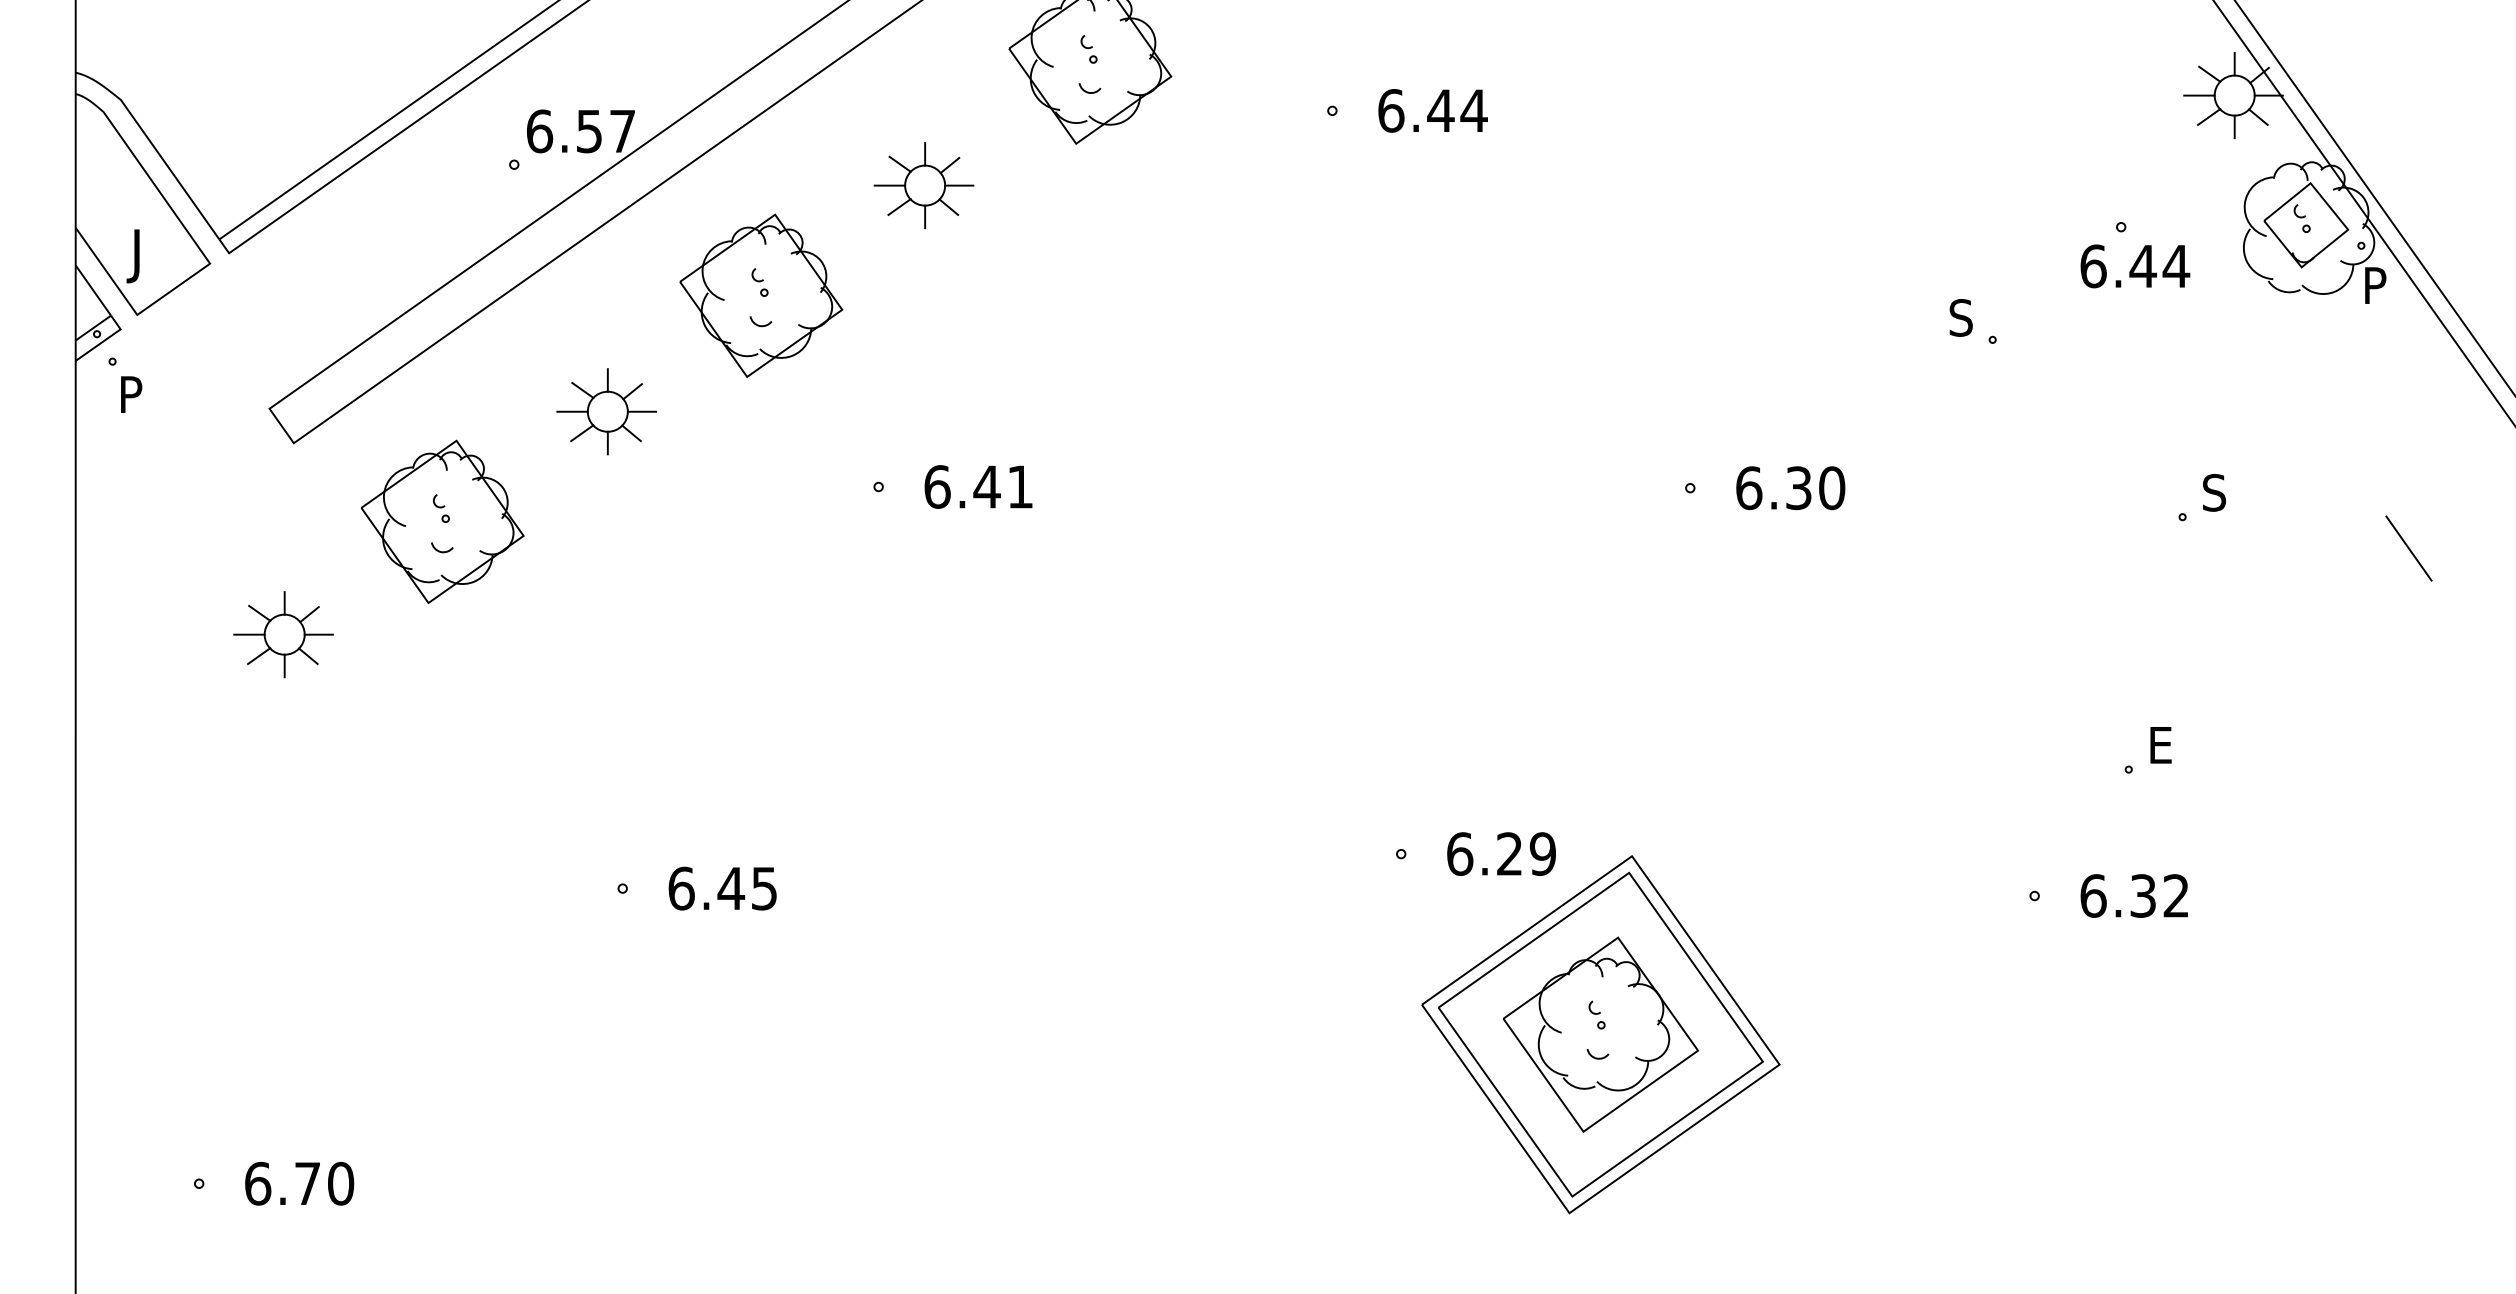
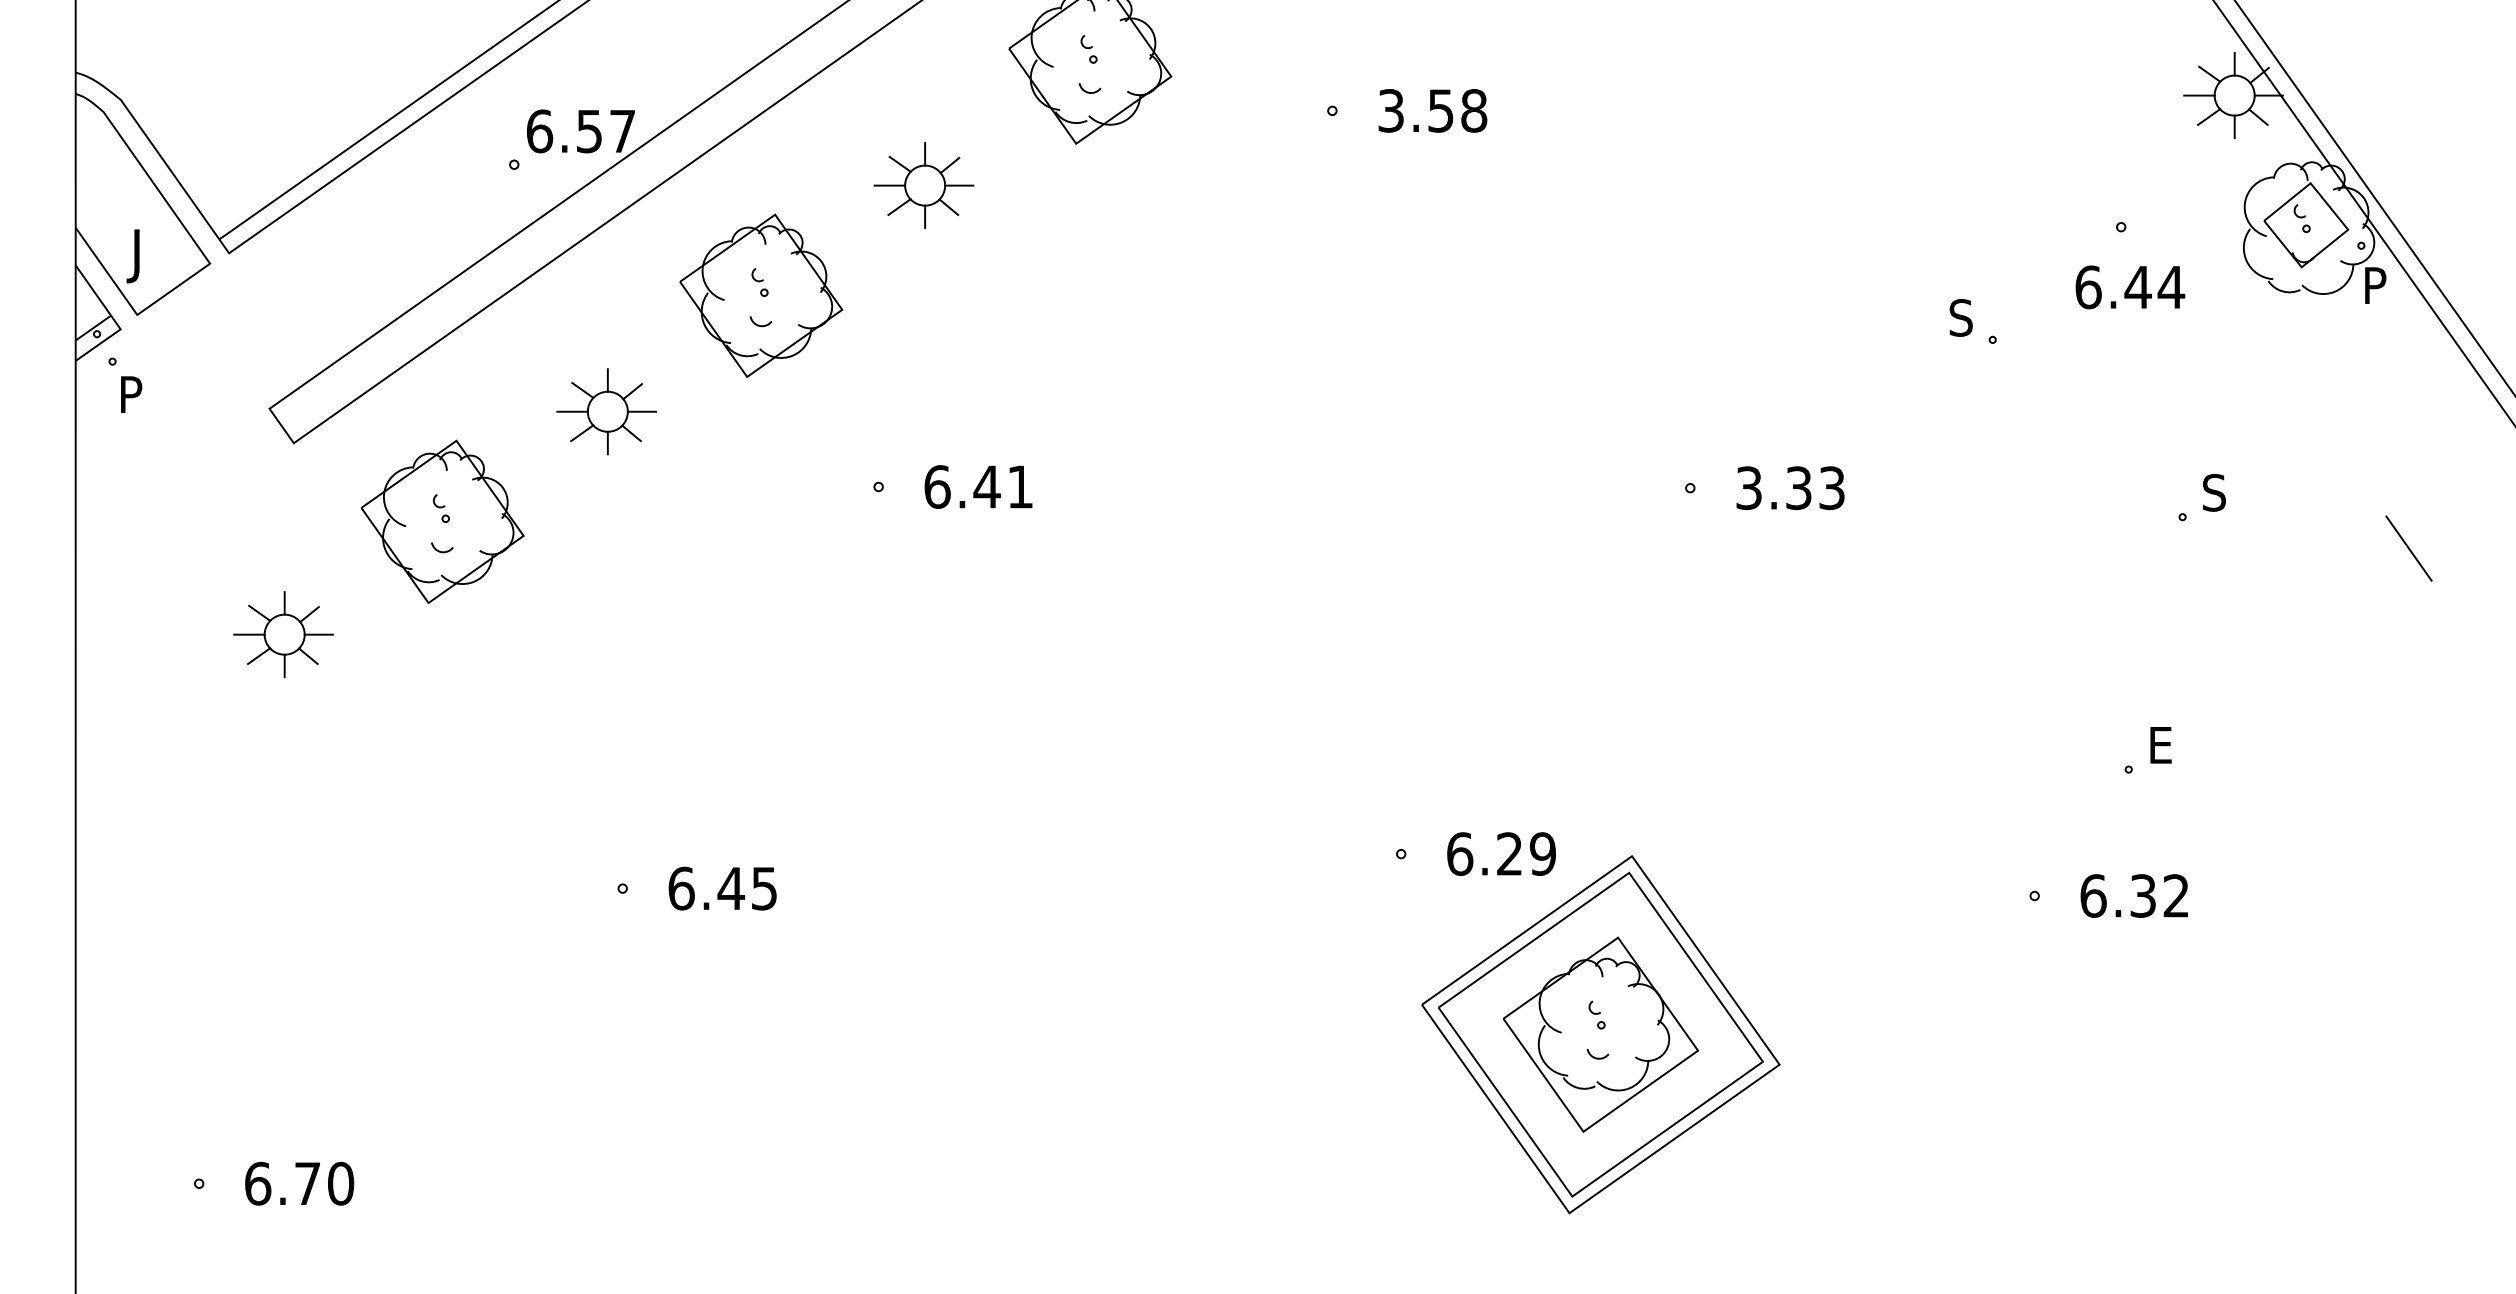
text: 6.44 -> 3.58 (1432, 110)
text position: (2135, 266) -> (2130, 287) (2130, 287)
text: 6.30 -> 3.33 (1790, 488)
